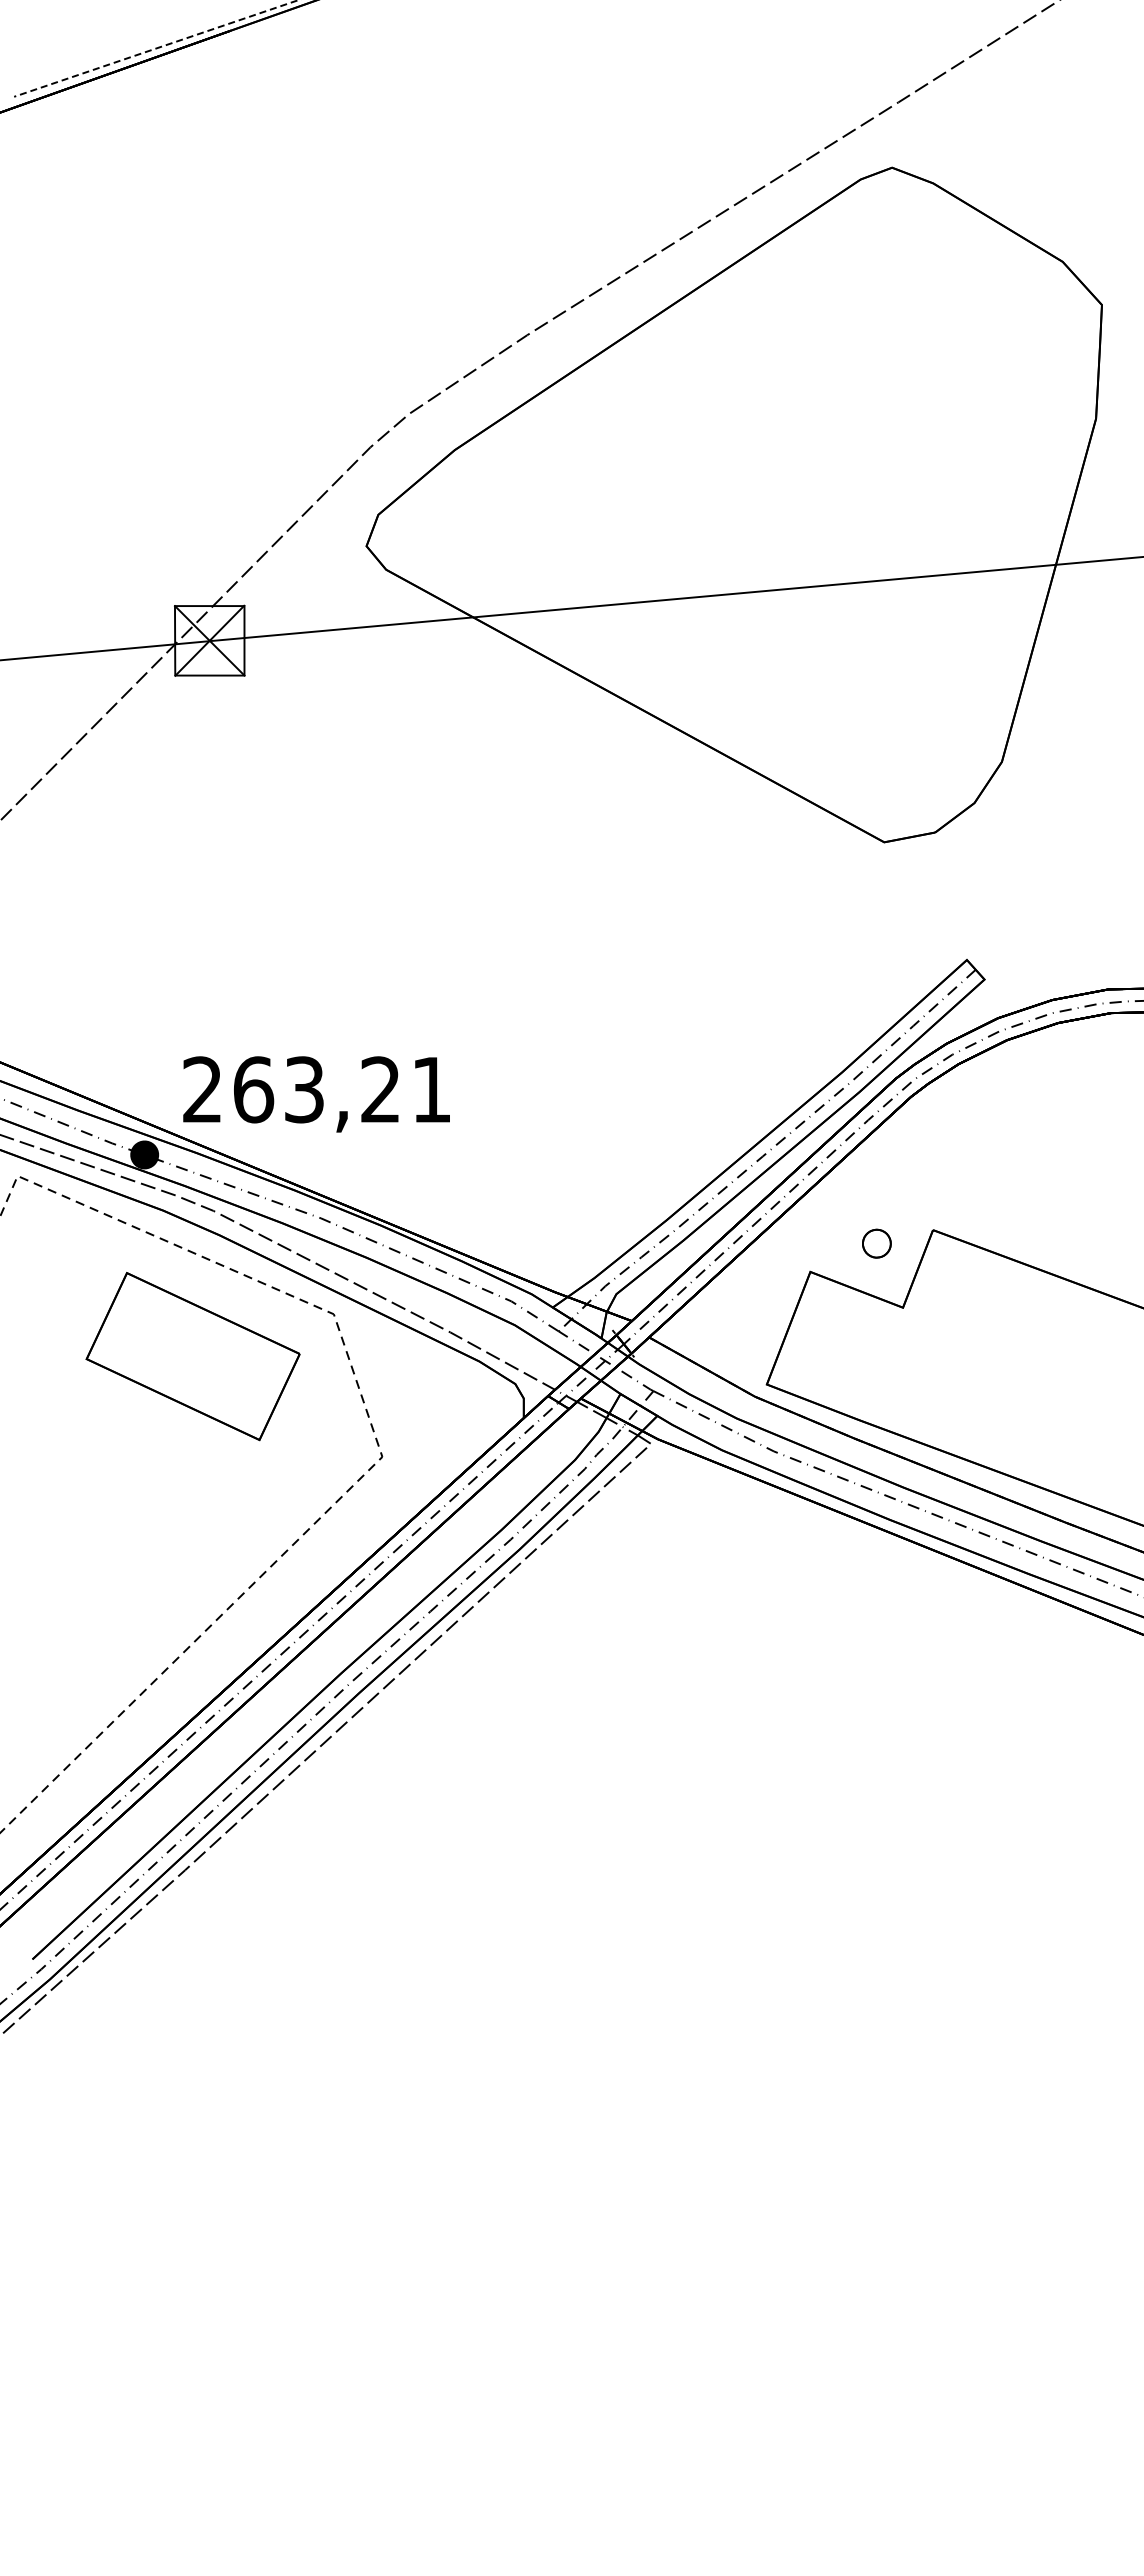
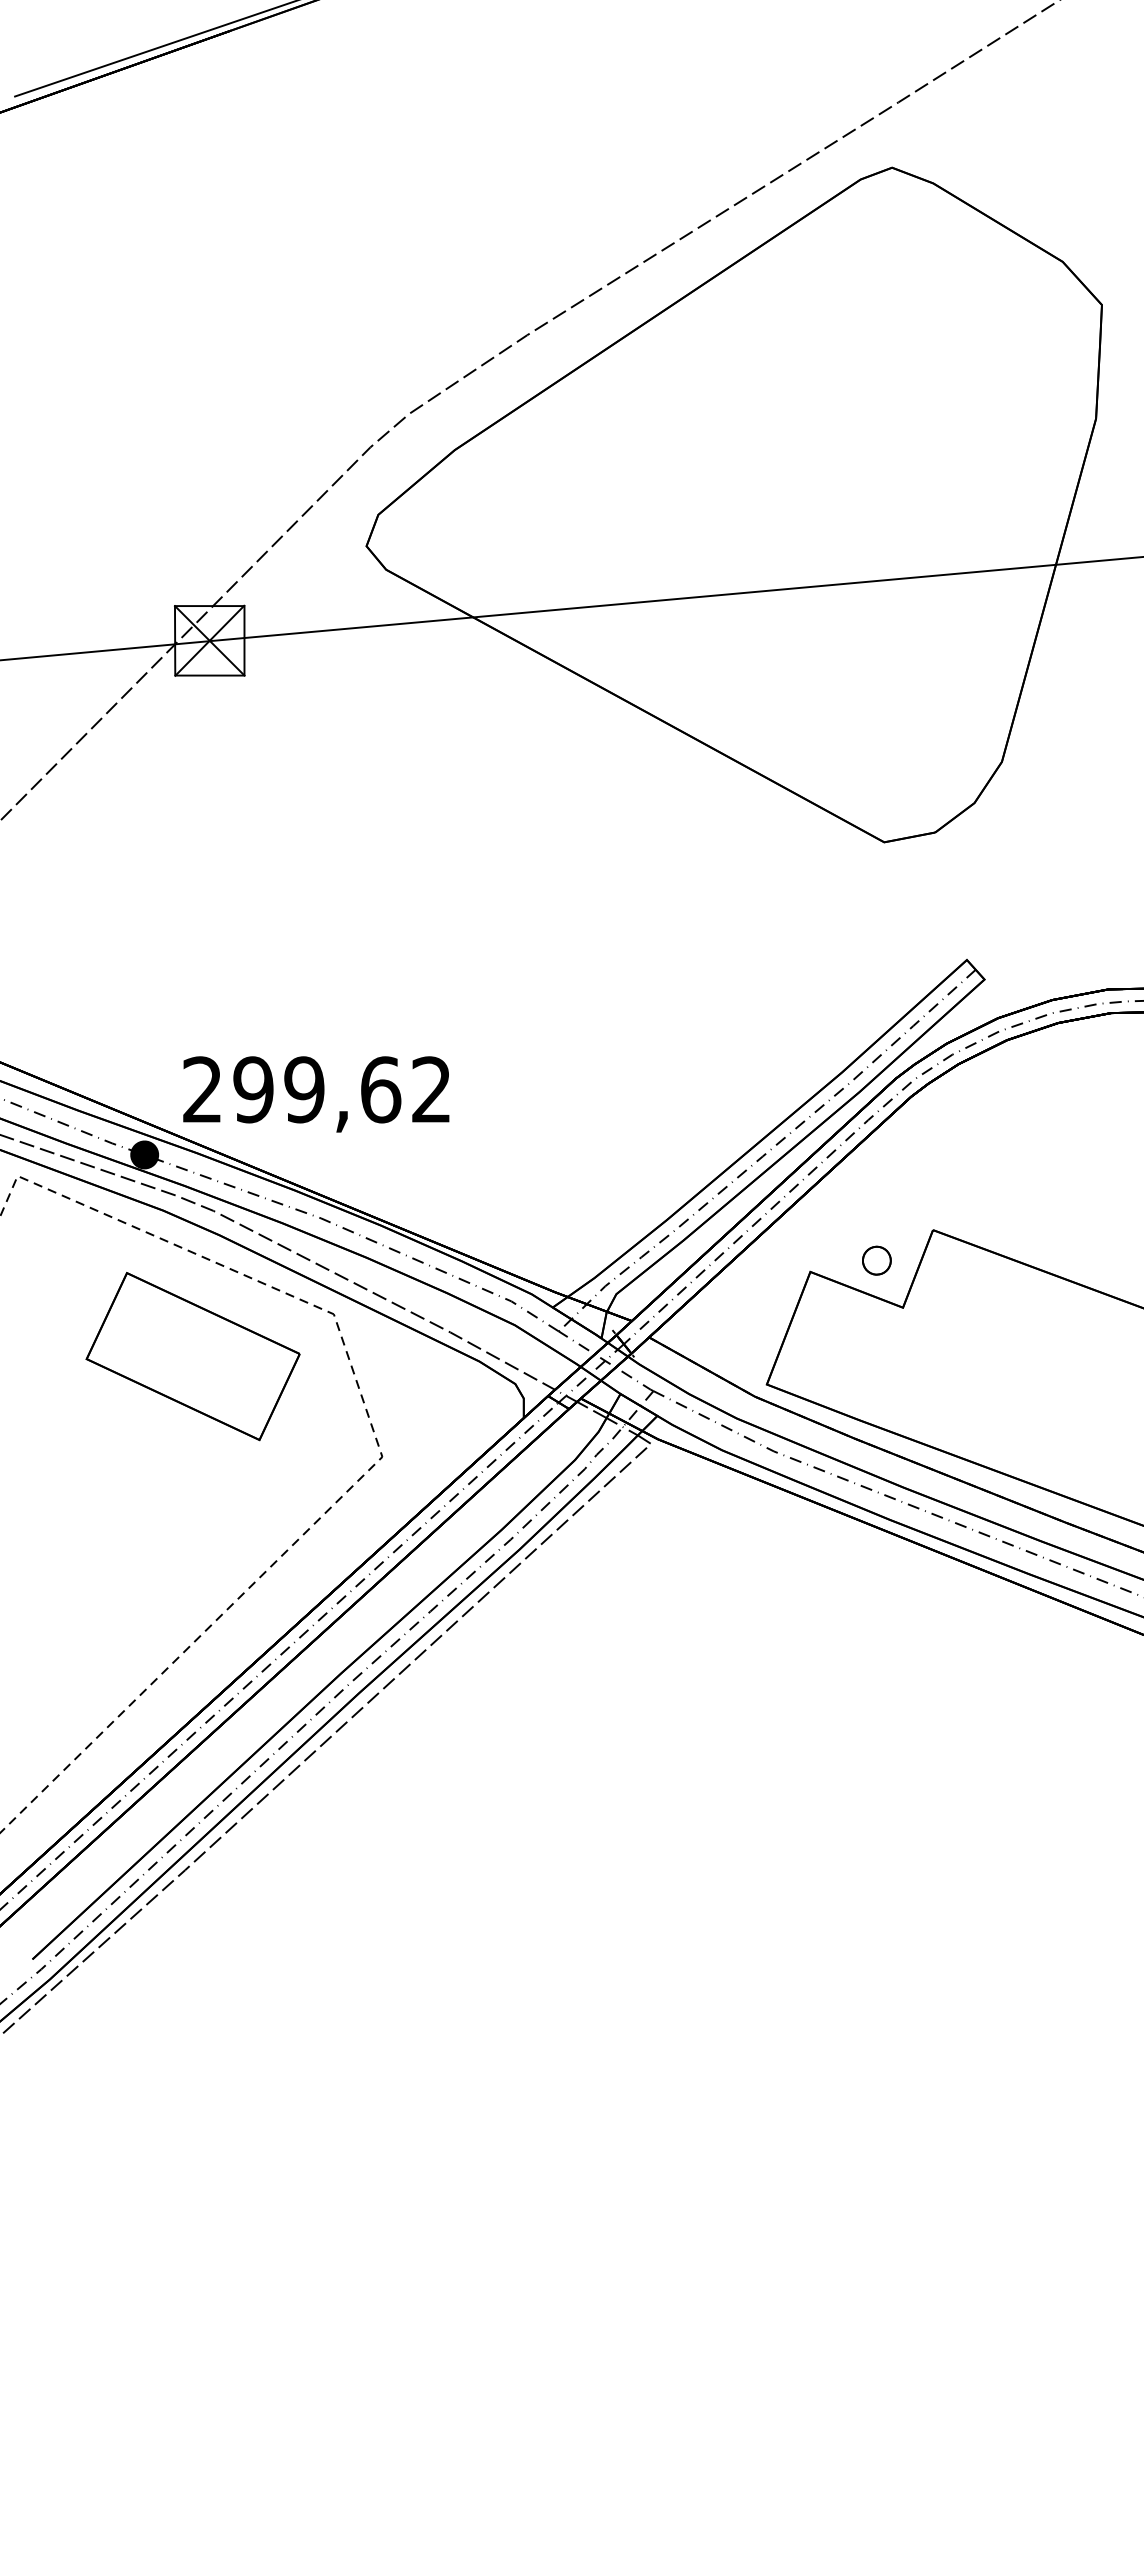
line: dashed -> solid (155, 48)
text: 263,21 -> 299,62 (341, 1089)
part position: (876, 1243) -> (876, 1260) (876, 1260)
